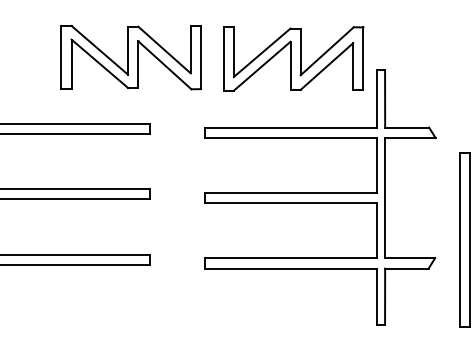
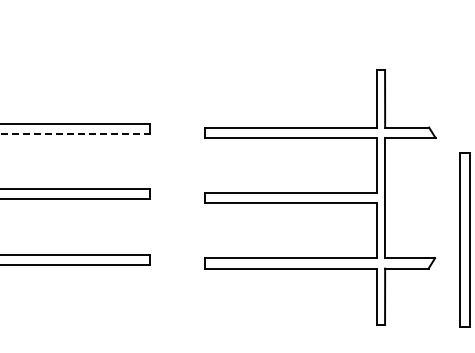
part: present -> none (130, 57)
part: present -> none (293, 58)
line: solid -> dashed (75, 134)
